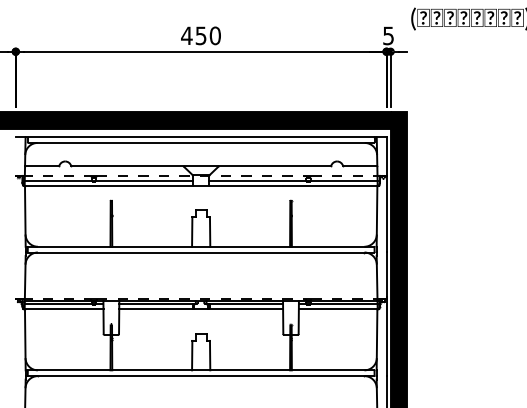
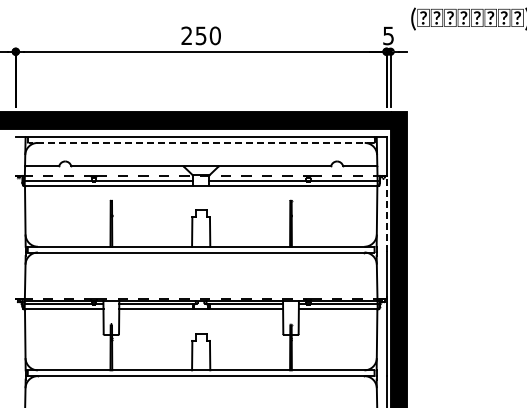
text: 450 -> 250 (186, 35)
line: solid -> dashed (201, 142)
line: solid -> dashed (386, 213)
